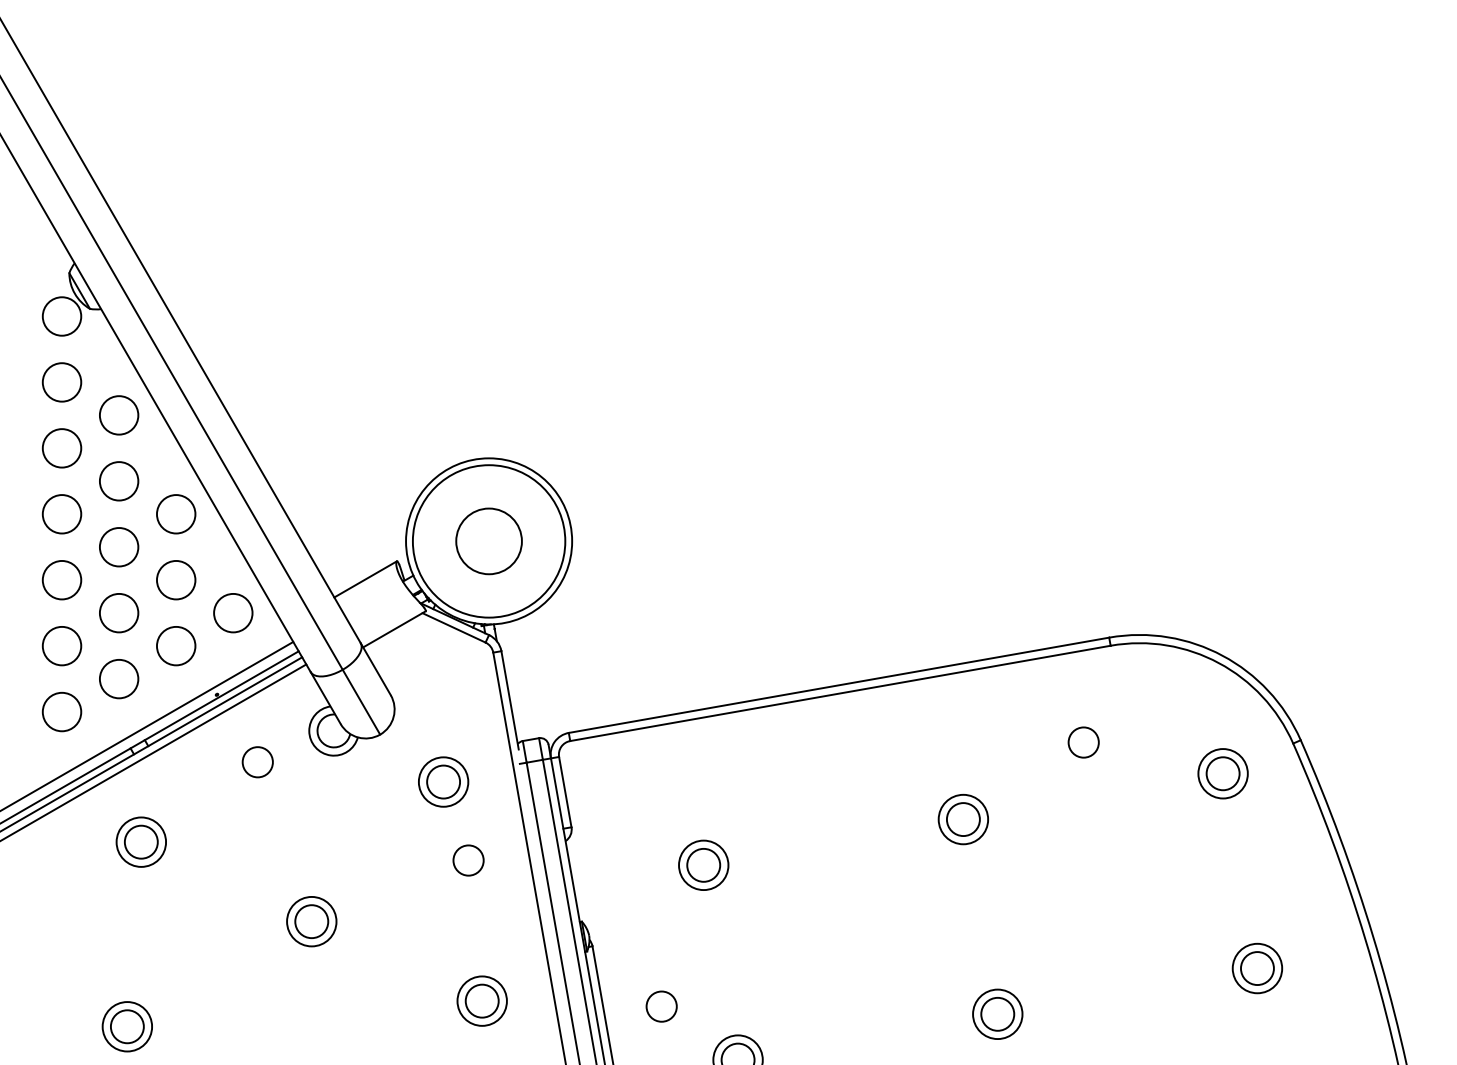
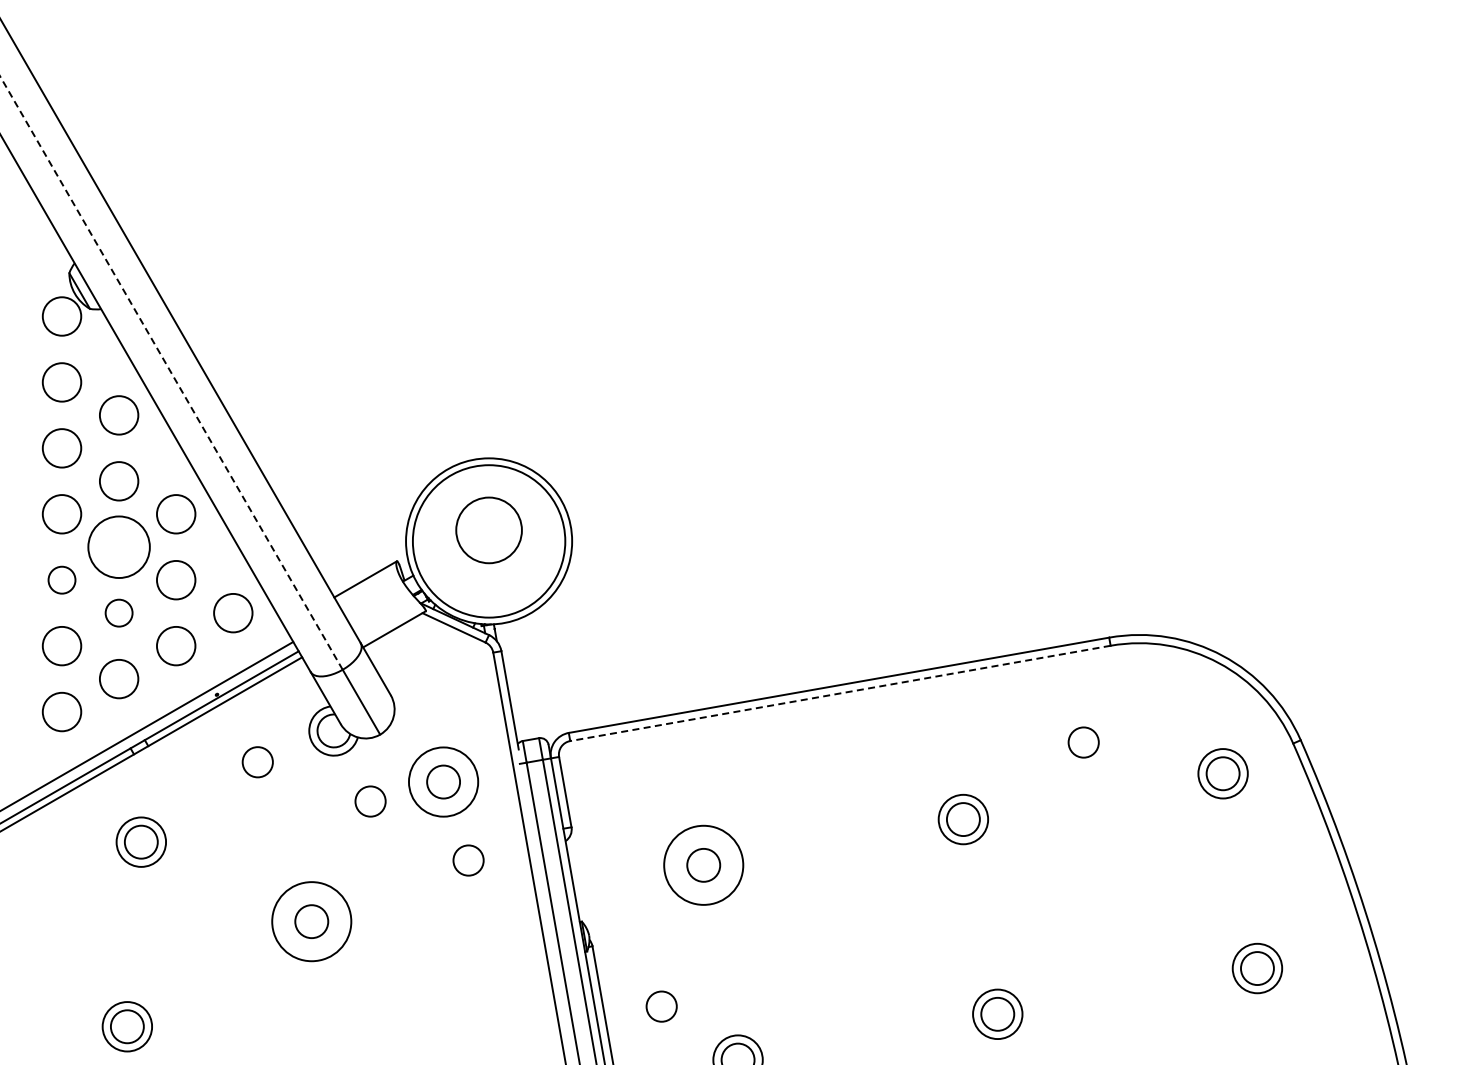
line: solid -> dashed (171, 372)
circle position: (488, 541) -> (488, 530) (488, 530)
circle diameter: 38 px -> 62 px (118, 547)
circle diameter: 38 px -> 27 px (61, 579)
circle diameter: 38 px -> 27 px (118, 612)
line: solid -> dashed (839, 693)
line: present -> none (154, 752)
circle diameter: 49 px -> 69 px (443, 781)
circle: none -> present (370, 801)
circle diameter: 49 px -> 79 px (703, 864)
circle diameter: 49 px -> 79 px (311, 921)
part: present -> none (481, 1000)
